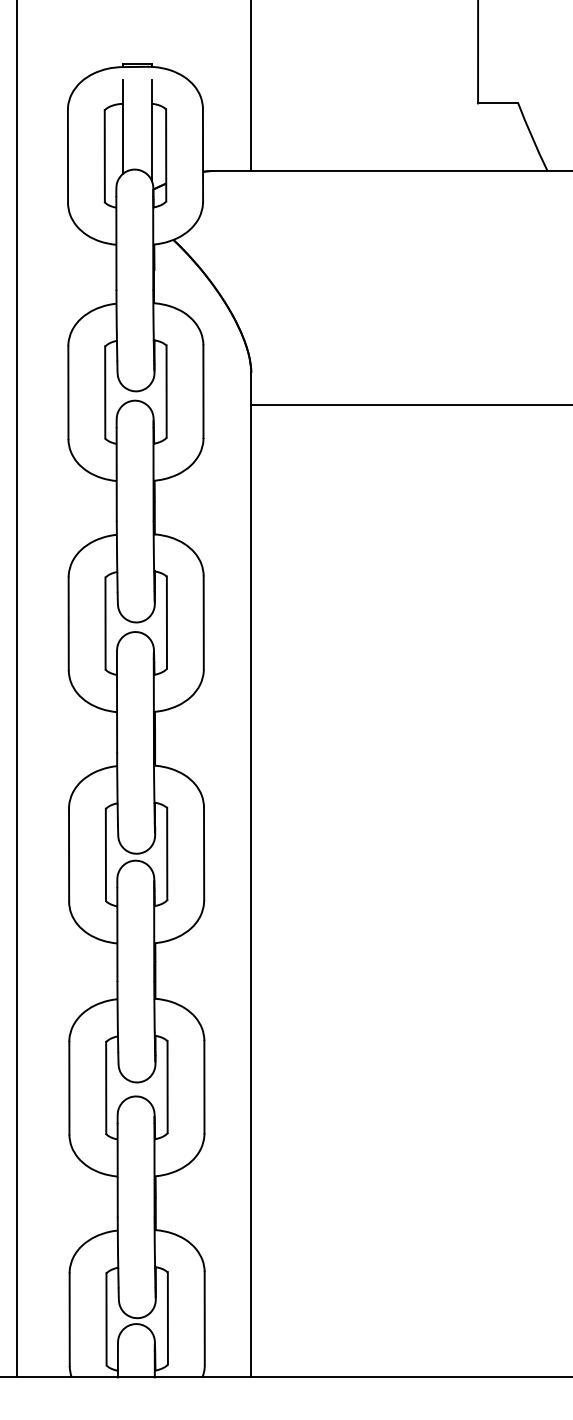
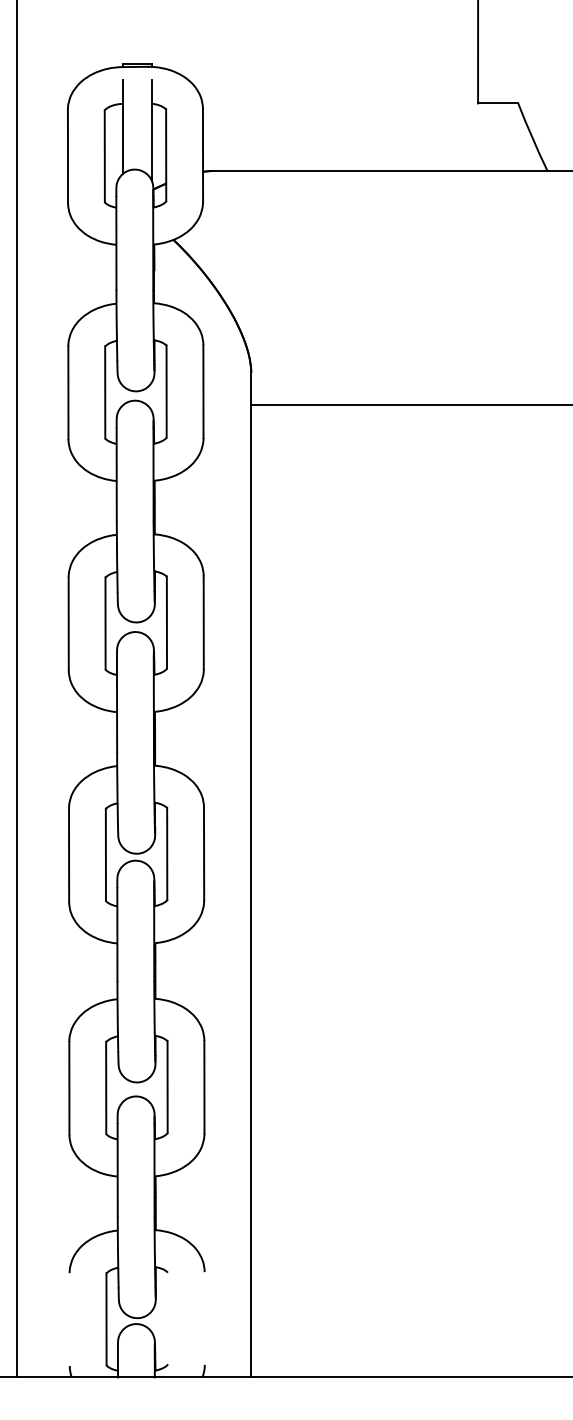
line: present -> none (251, 86)
line: present -> none (167, 1318)
line: present -> none (204, 1318)
line: present -> none (69, 1319)
